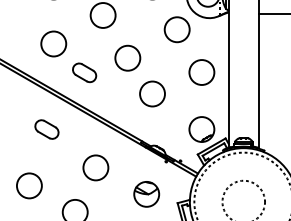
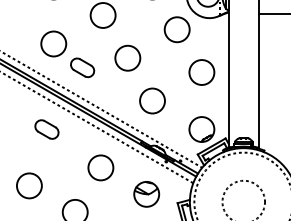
part position: (84, 72) -> (82, 67) (82, 67)
circle position: (152, 93) -> (152, 100) (152, 100)
line: none -> present (102, 109)
line: none -> present (97, 128)
circle position: (95, 167) -> (100, 167) (100, 167)
